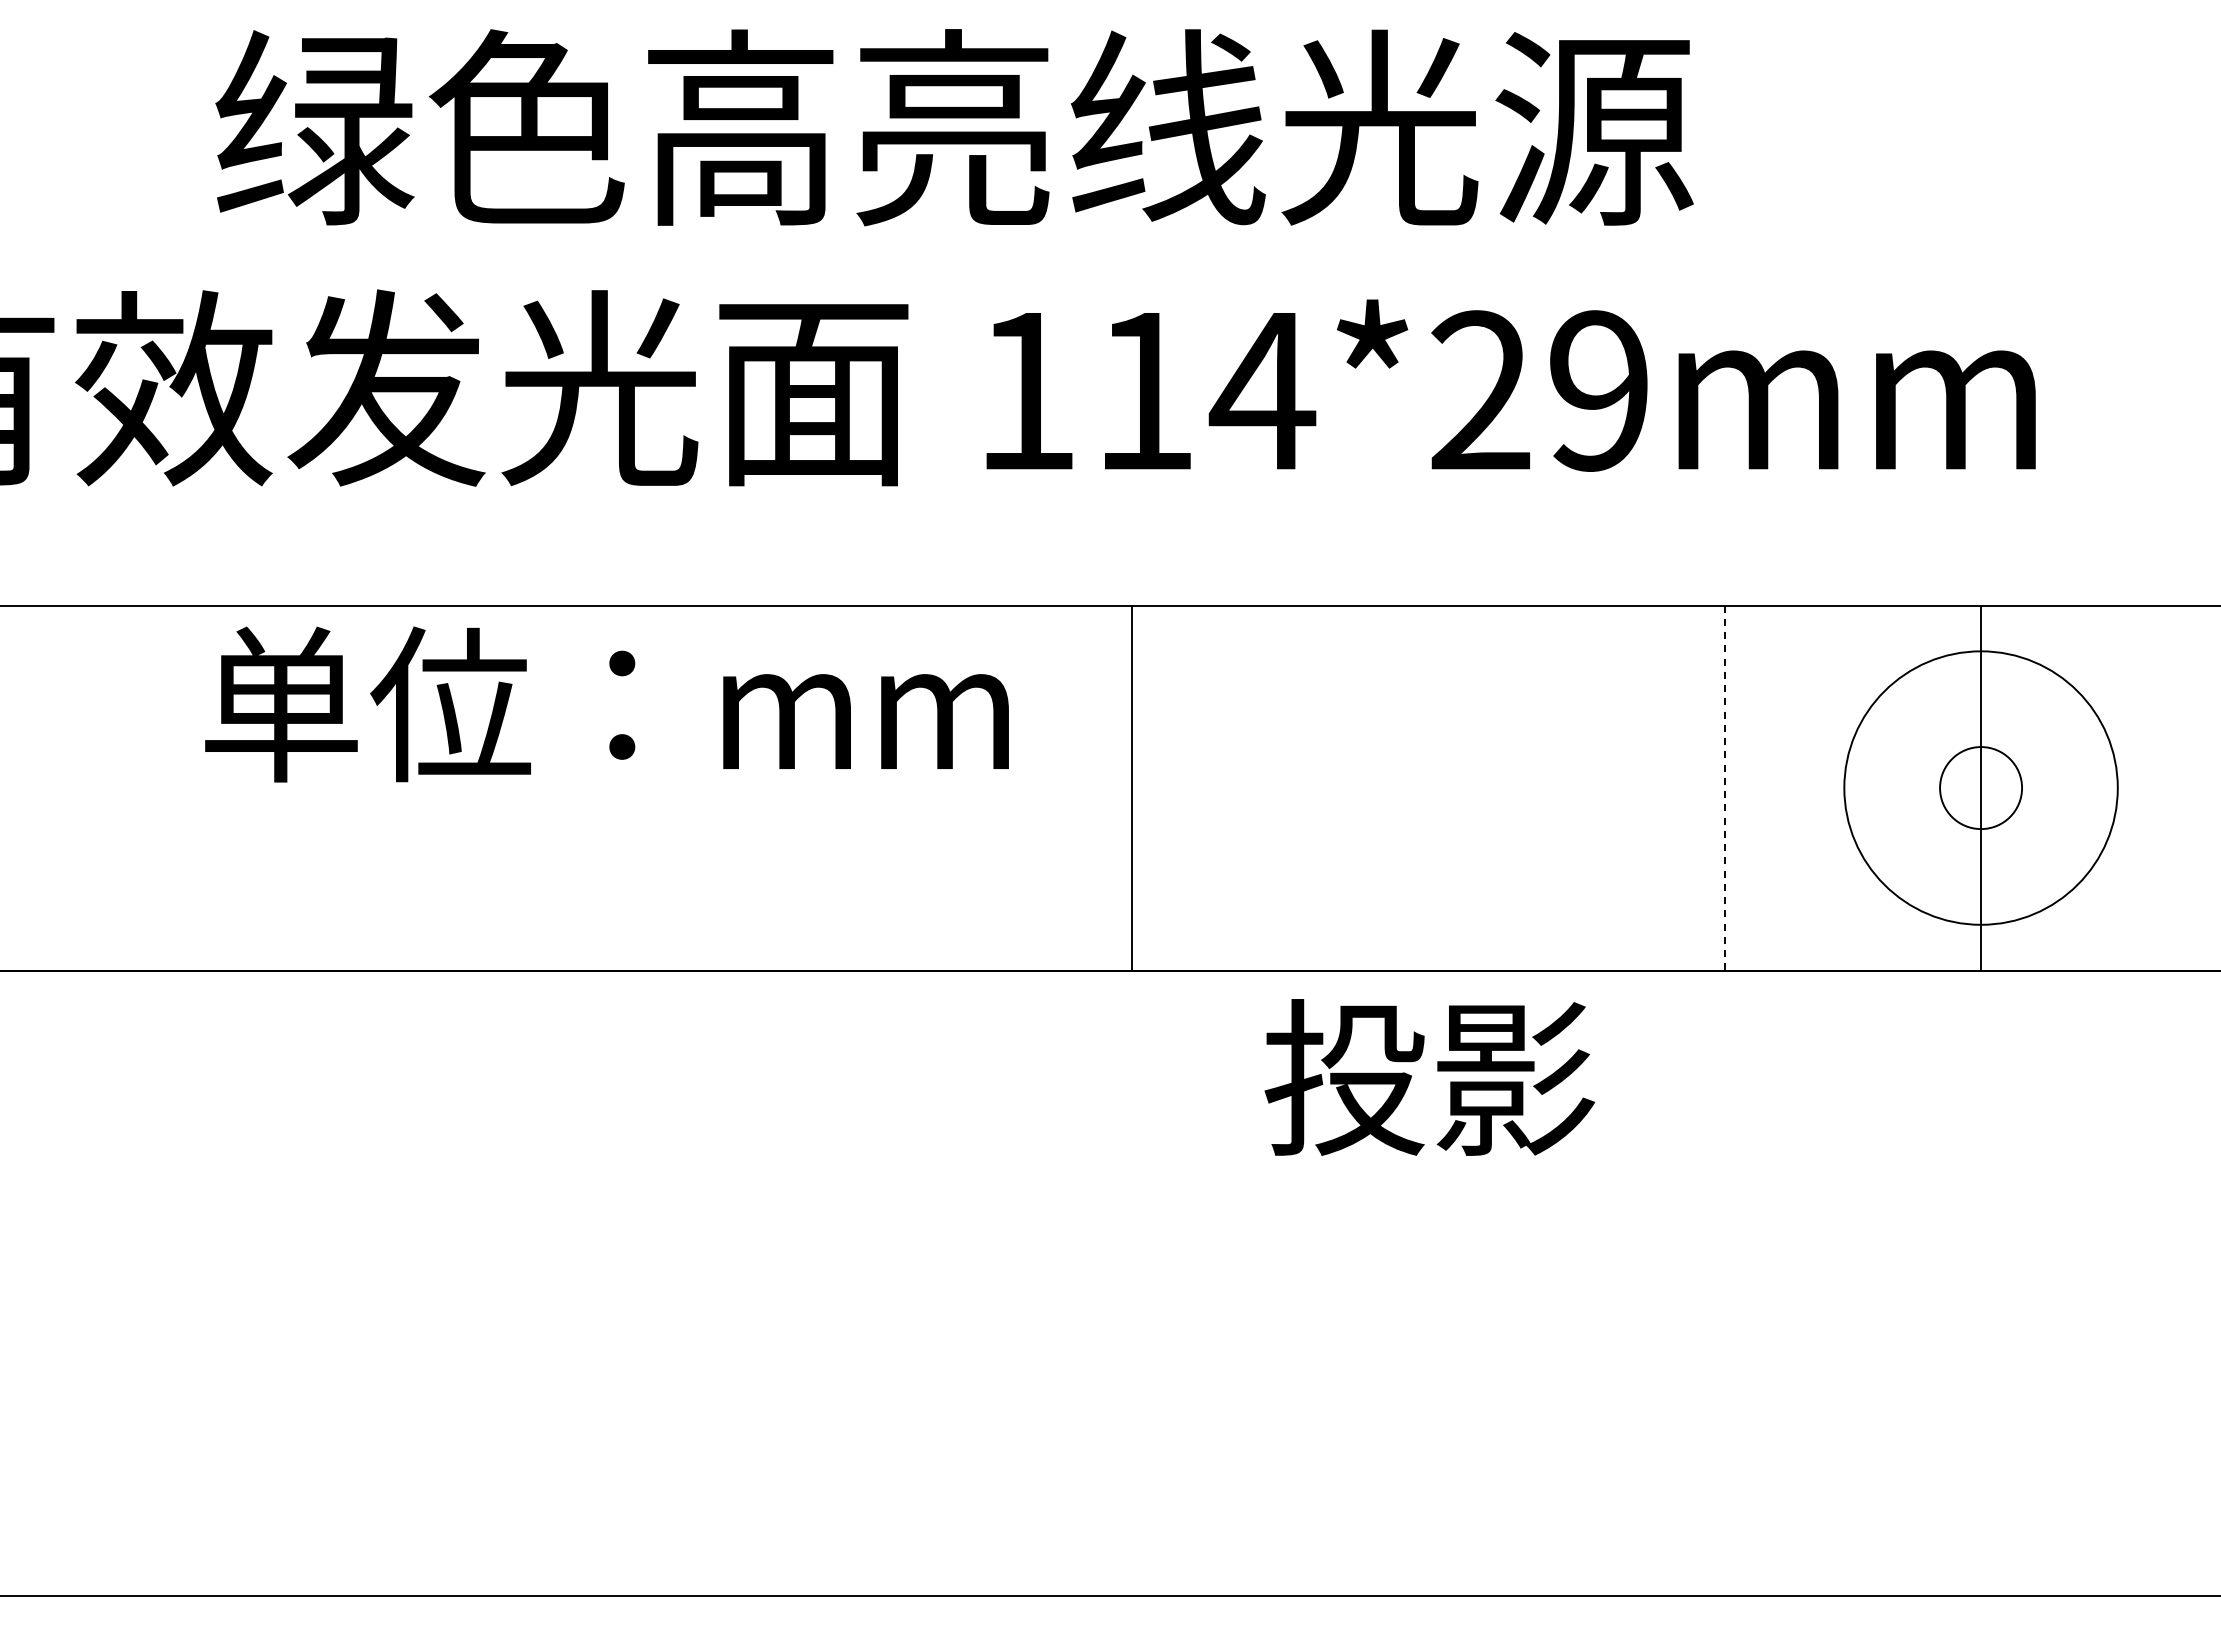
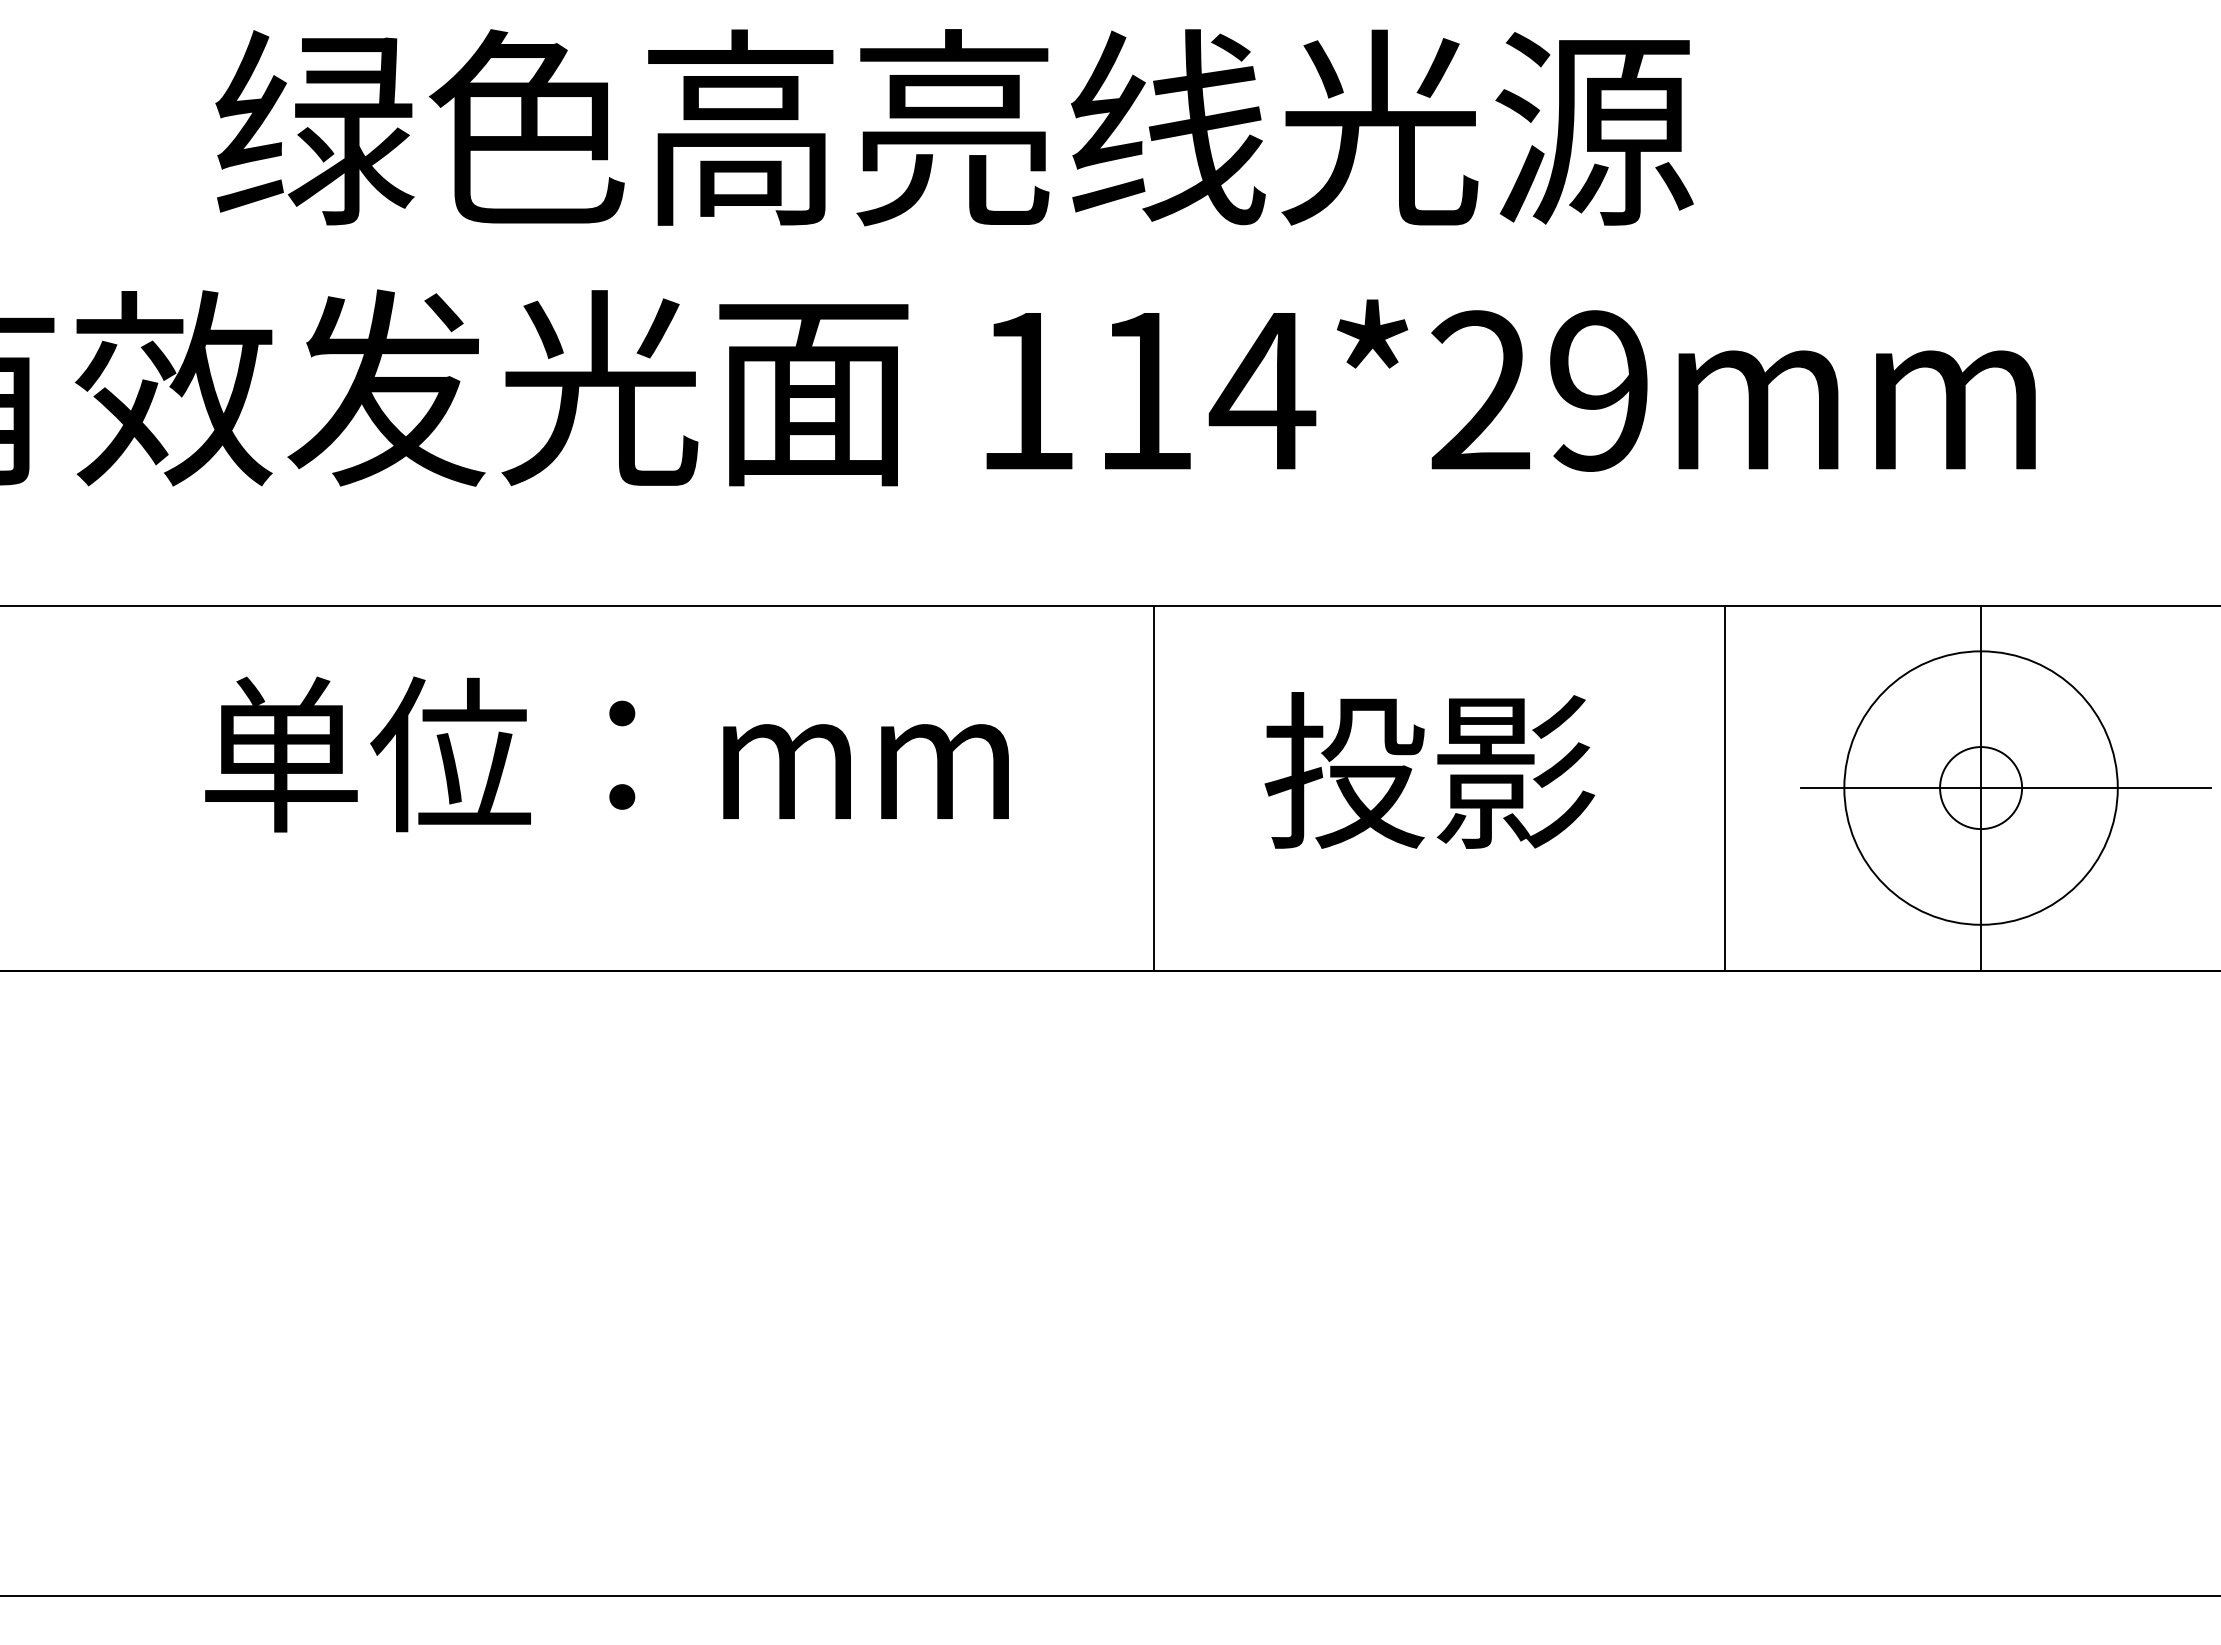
text position: (606, 704) -> (606, 754) (606, 754)
line position: (1132, 787) -> (1154, 787) (1154, 787)
line: dashed -> solid (1725, 788)
line: none -> present (2005, 788)
text position: (1429, 1077) -> (1429, 770) (1429, 770)
